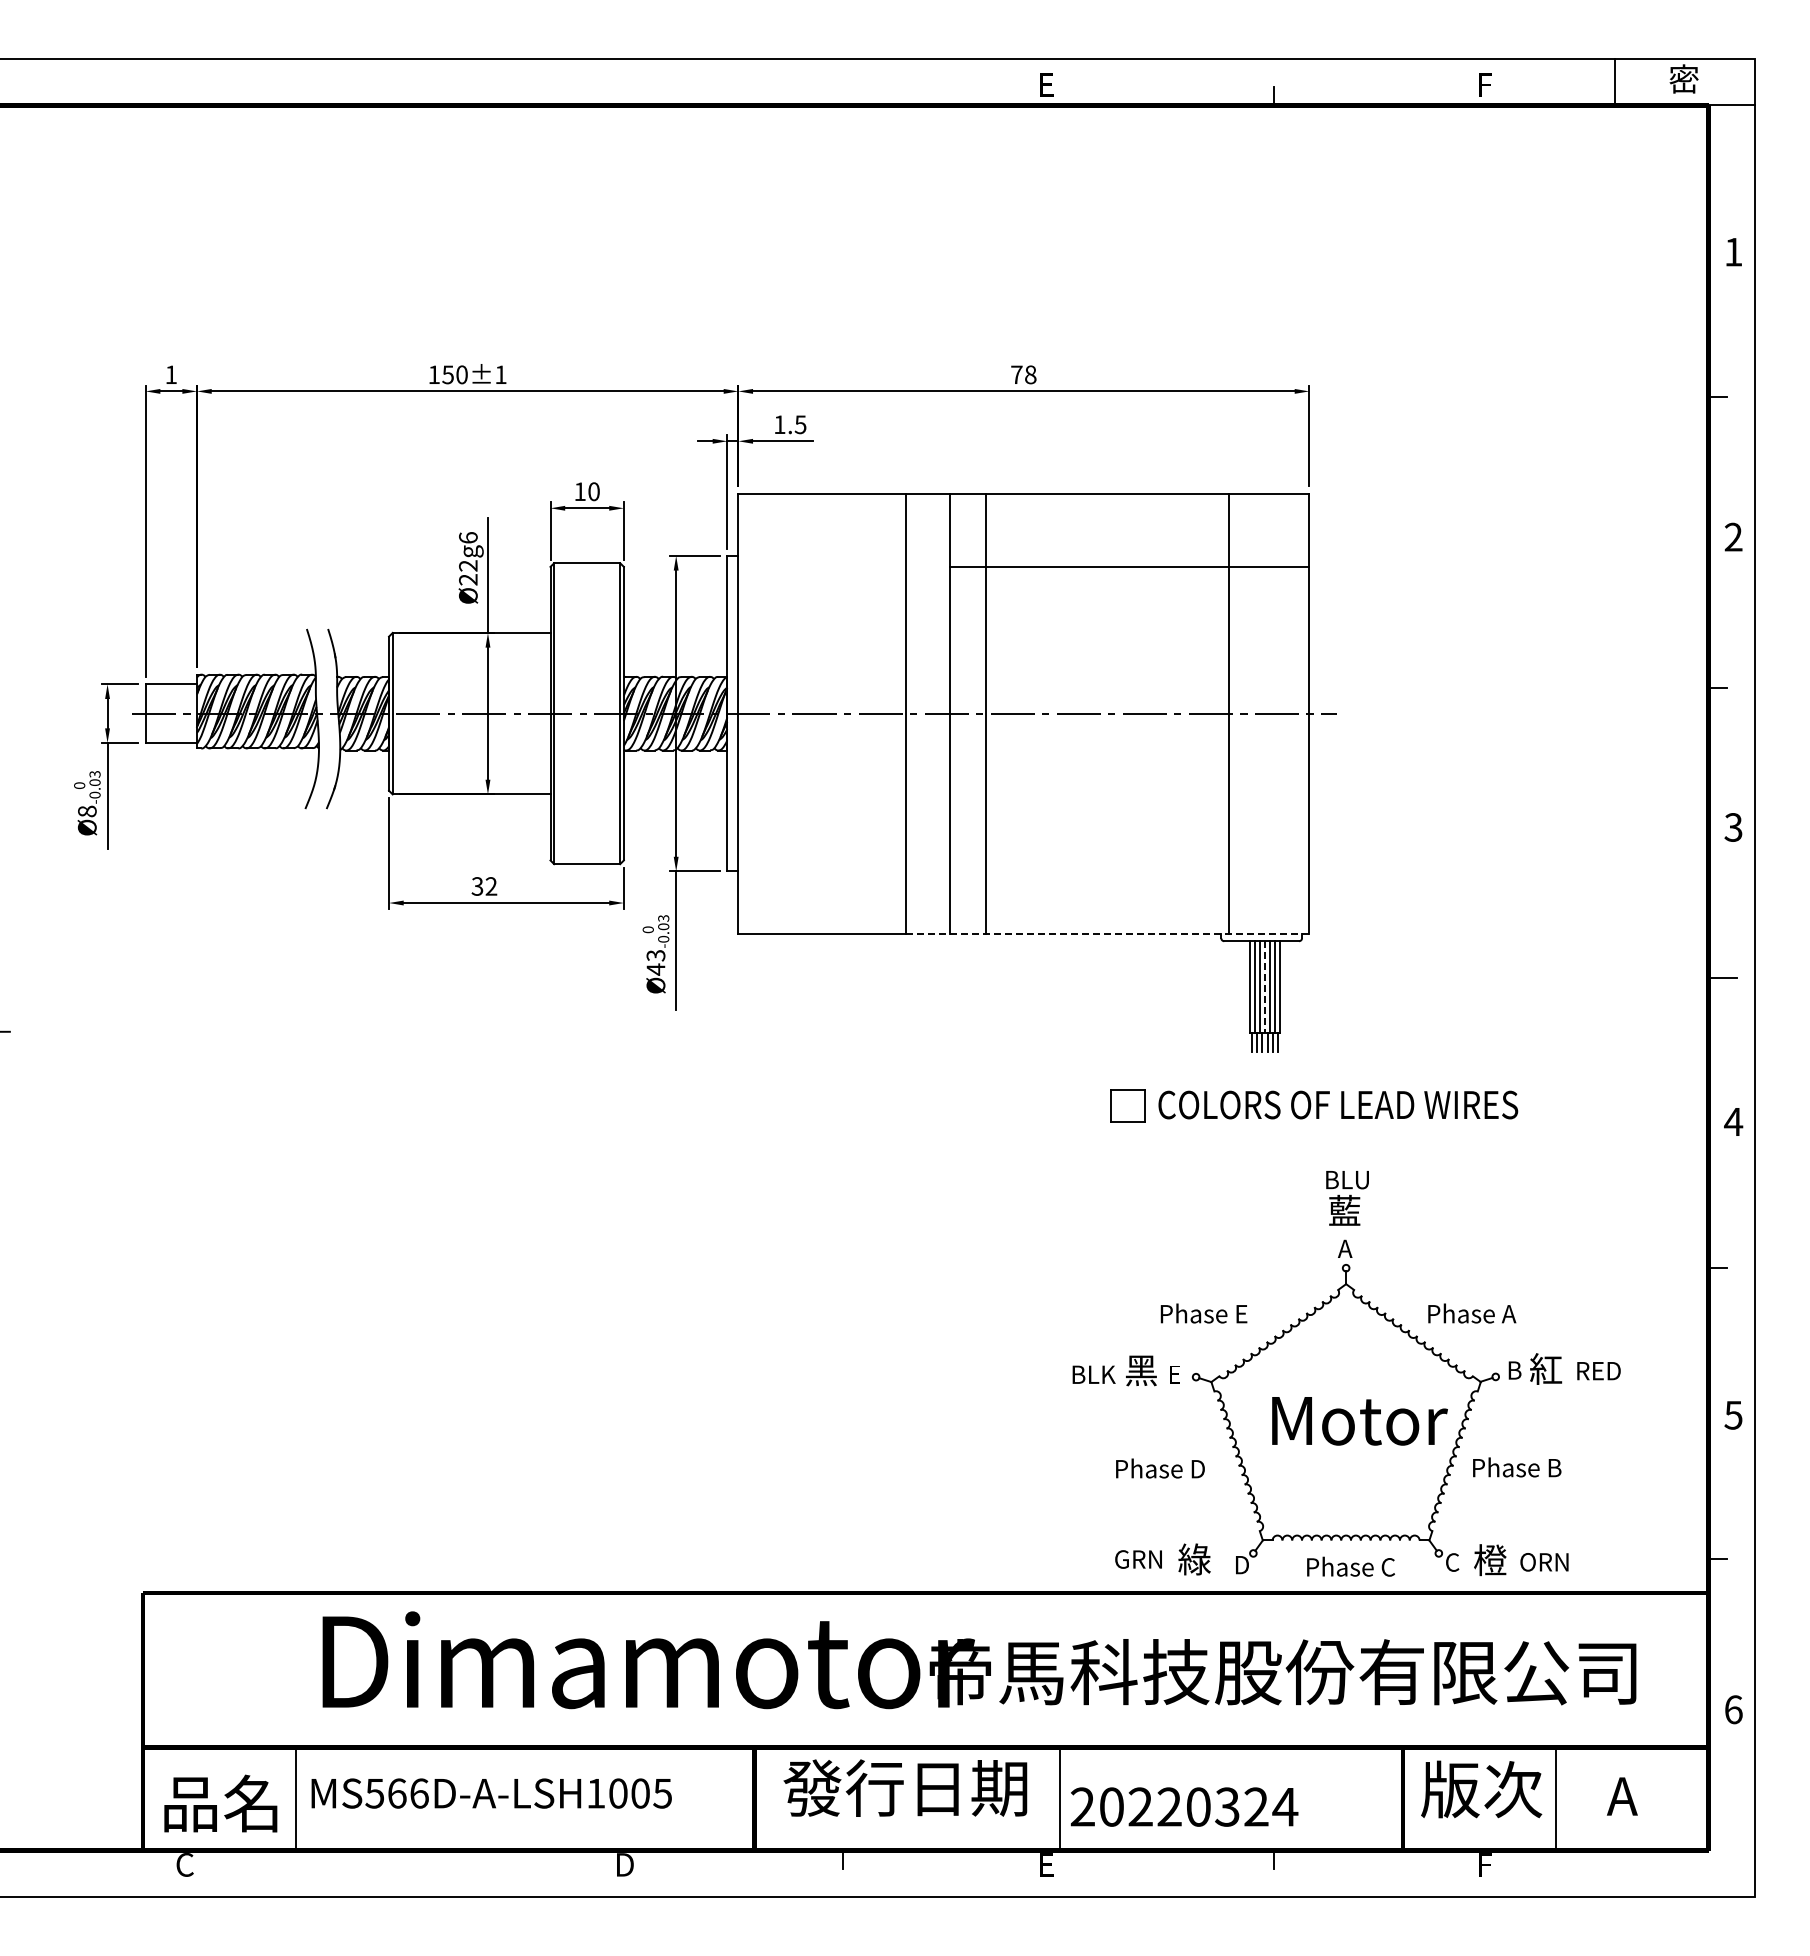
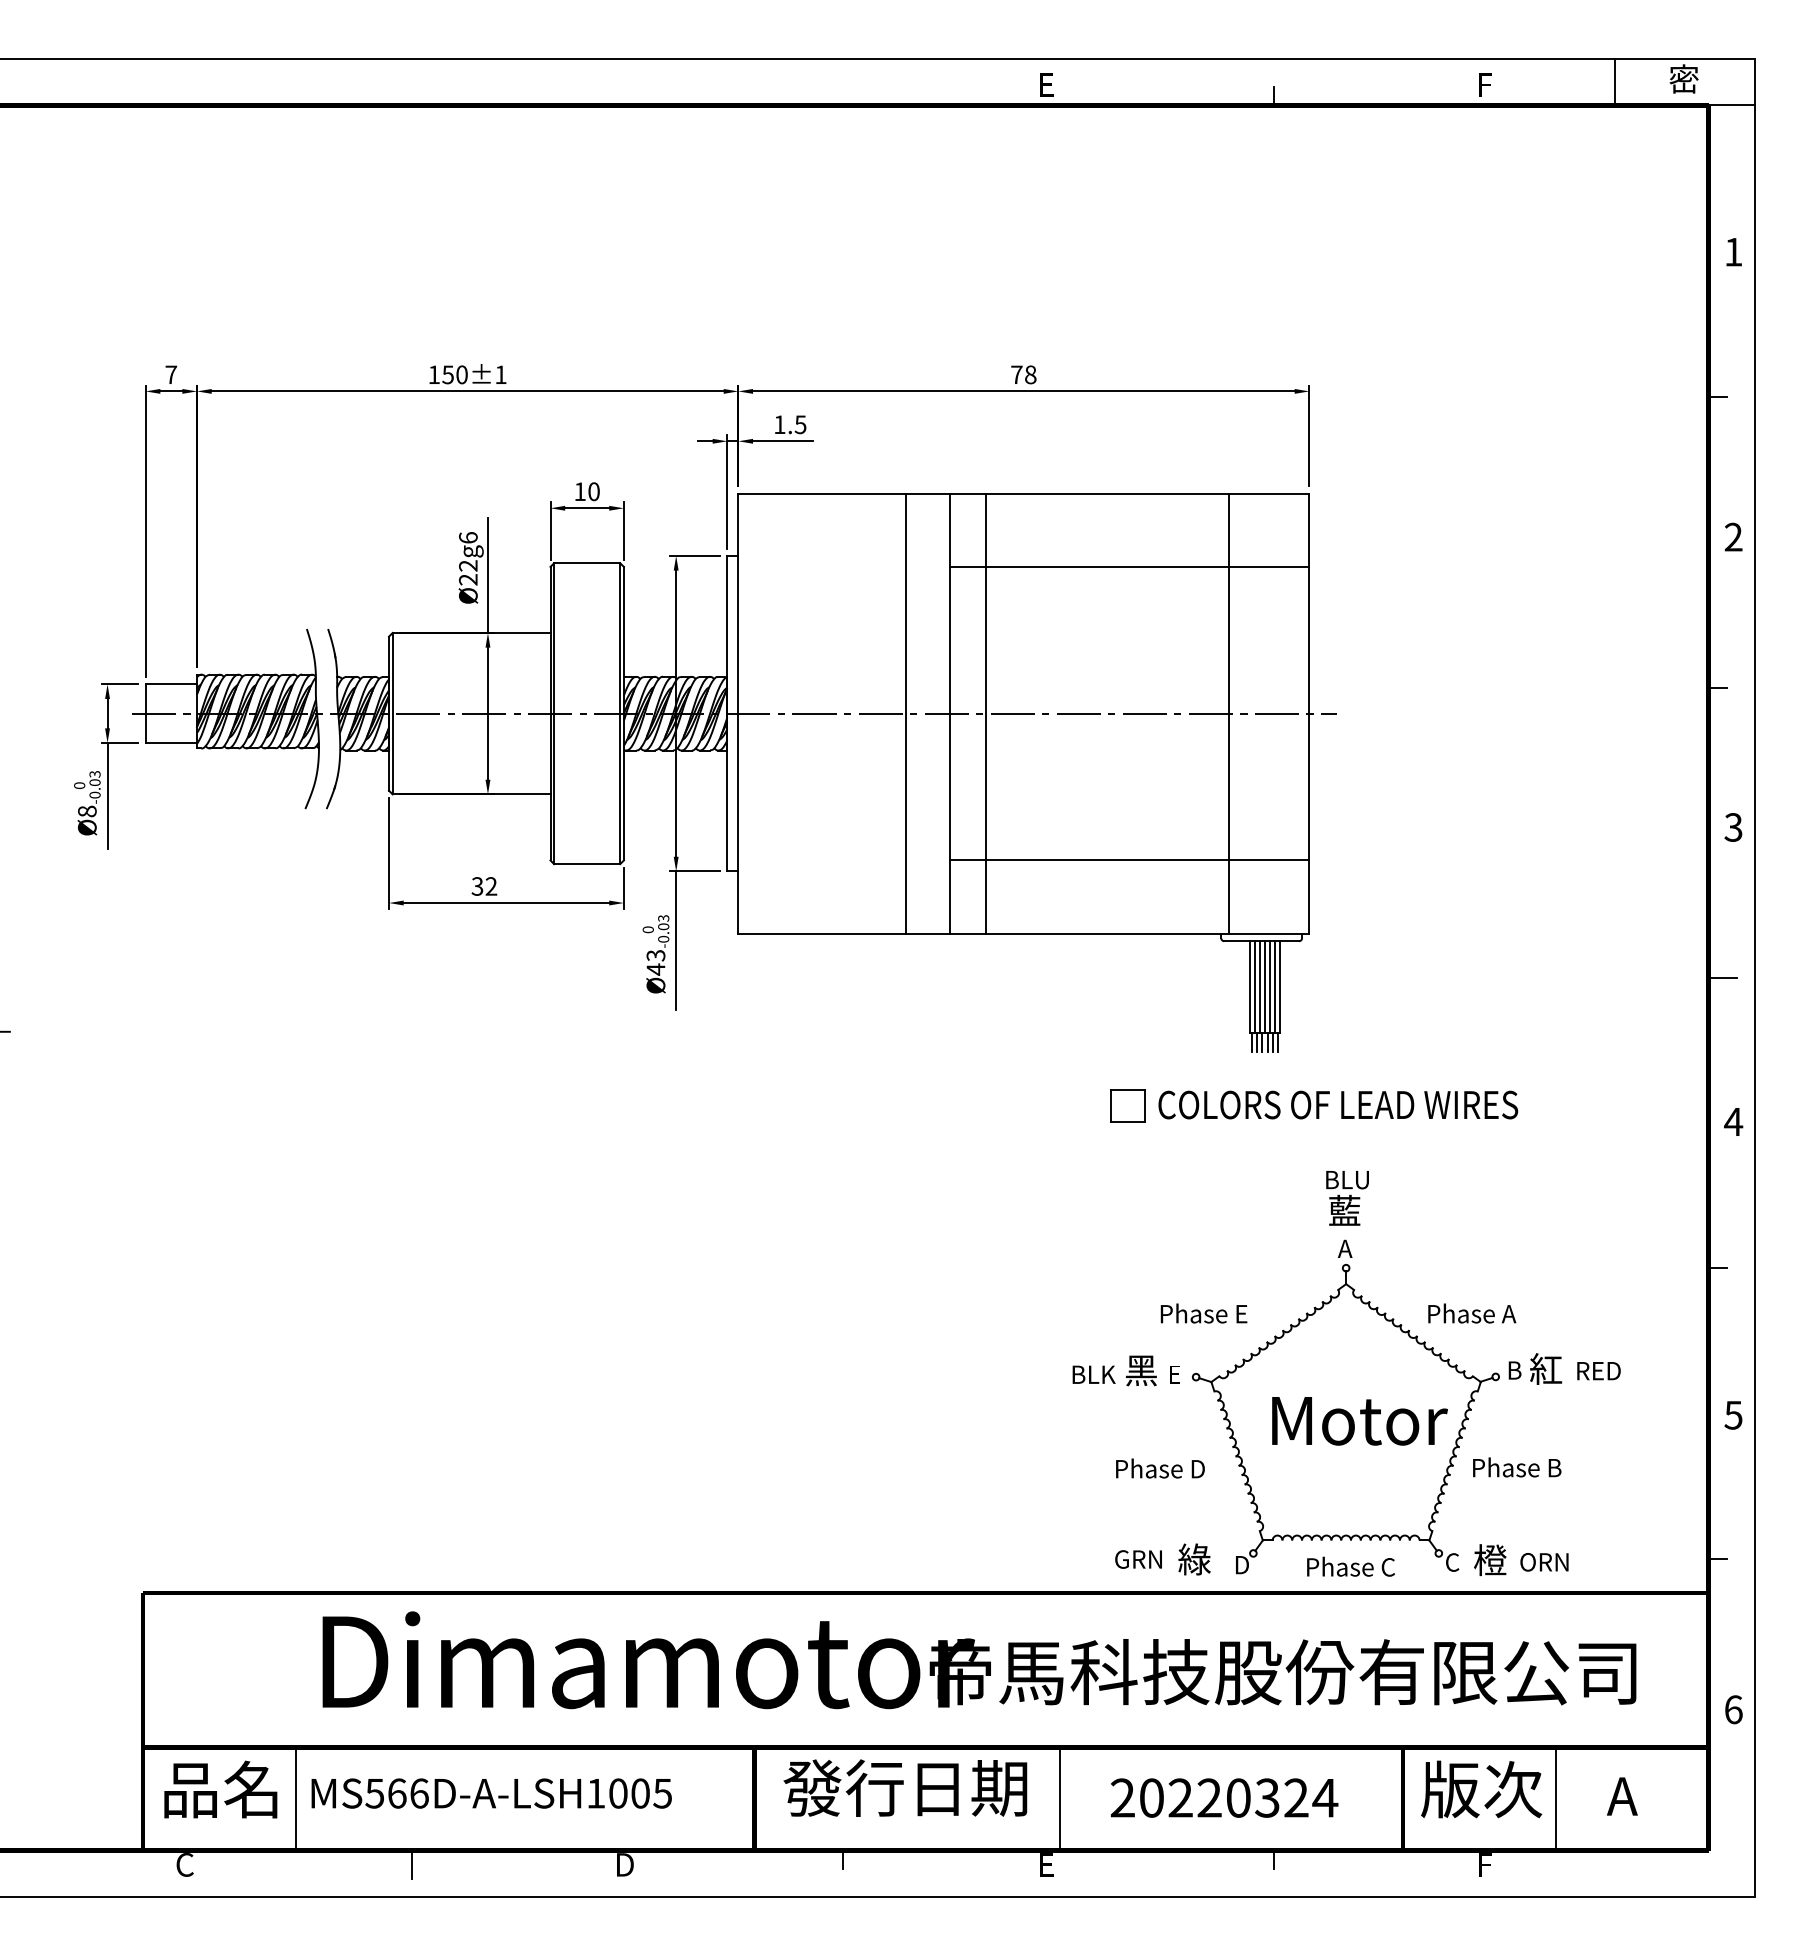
text: 1 -> 7 (171, 374)
line: none -> present (1129, 860)
line: dashed -> solid (1107, 933)
line: dashed -> solid (1264, 987)
text position: (220, 1803) -> (220, 1789) (220, 1789)
text position: (1184, 1806) -> (1224, 1797) (1224, 1797)
line: none -> present (412, 1864)
